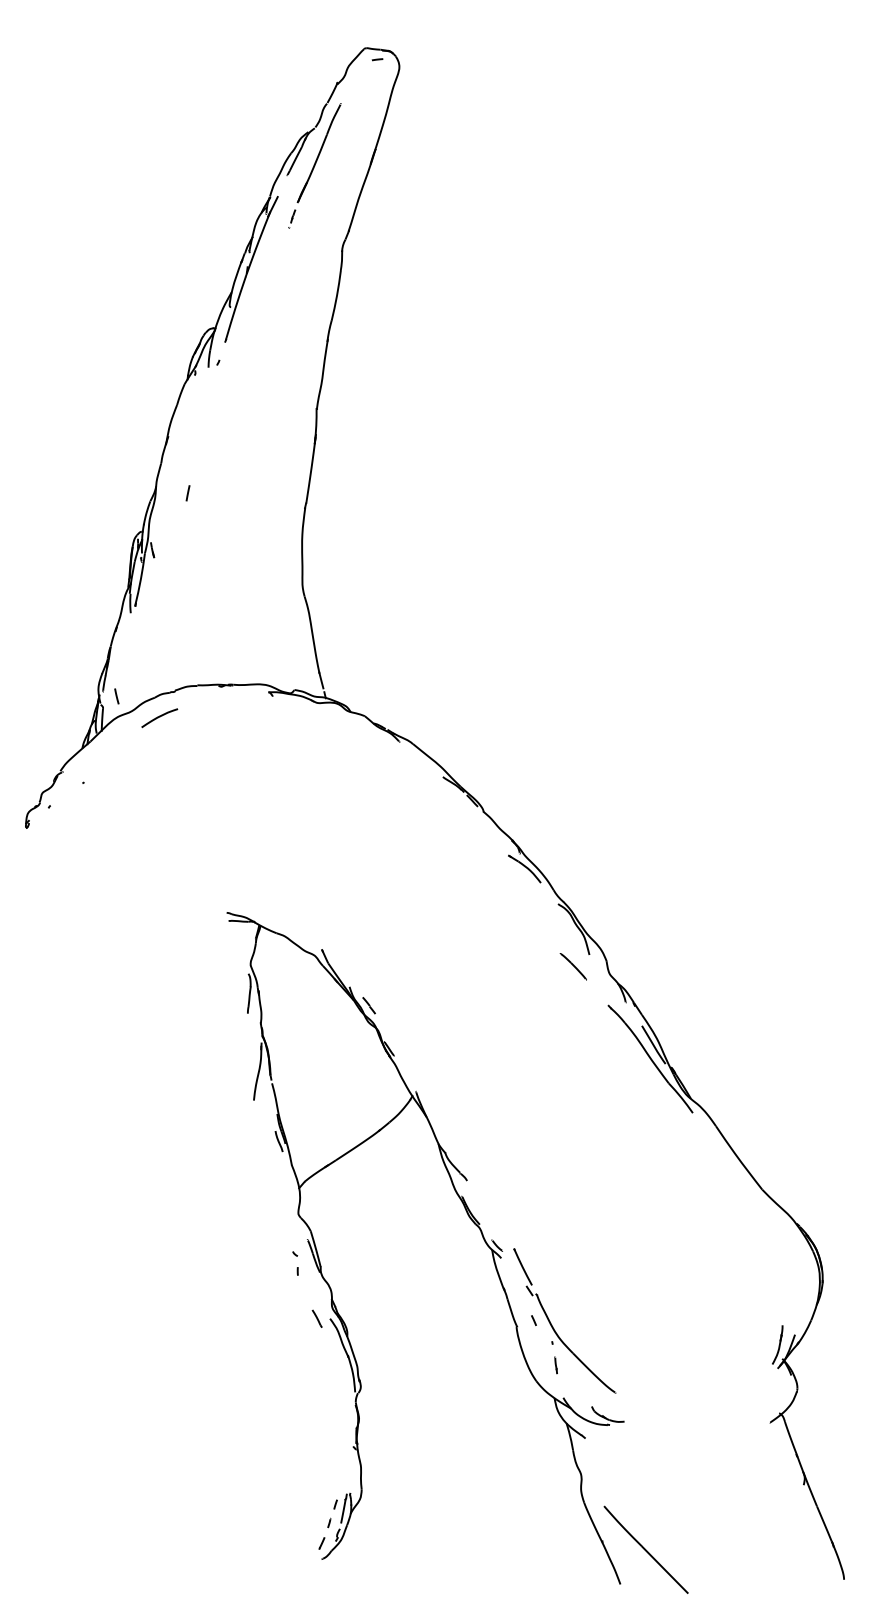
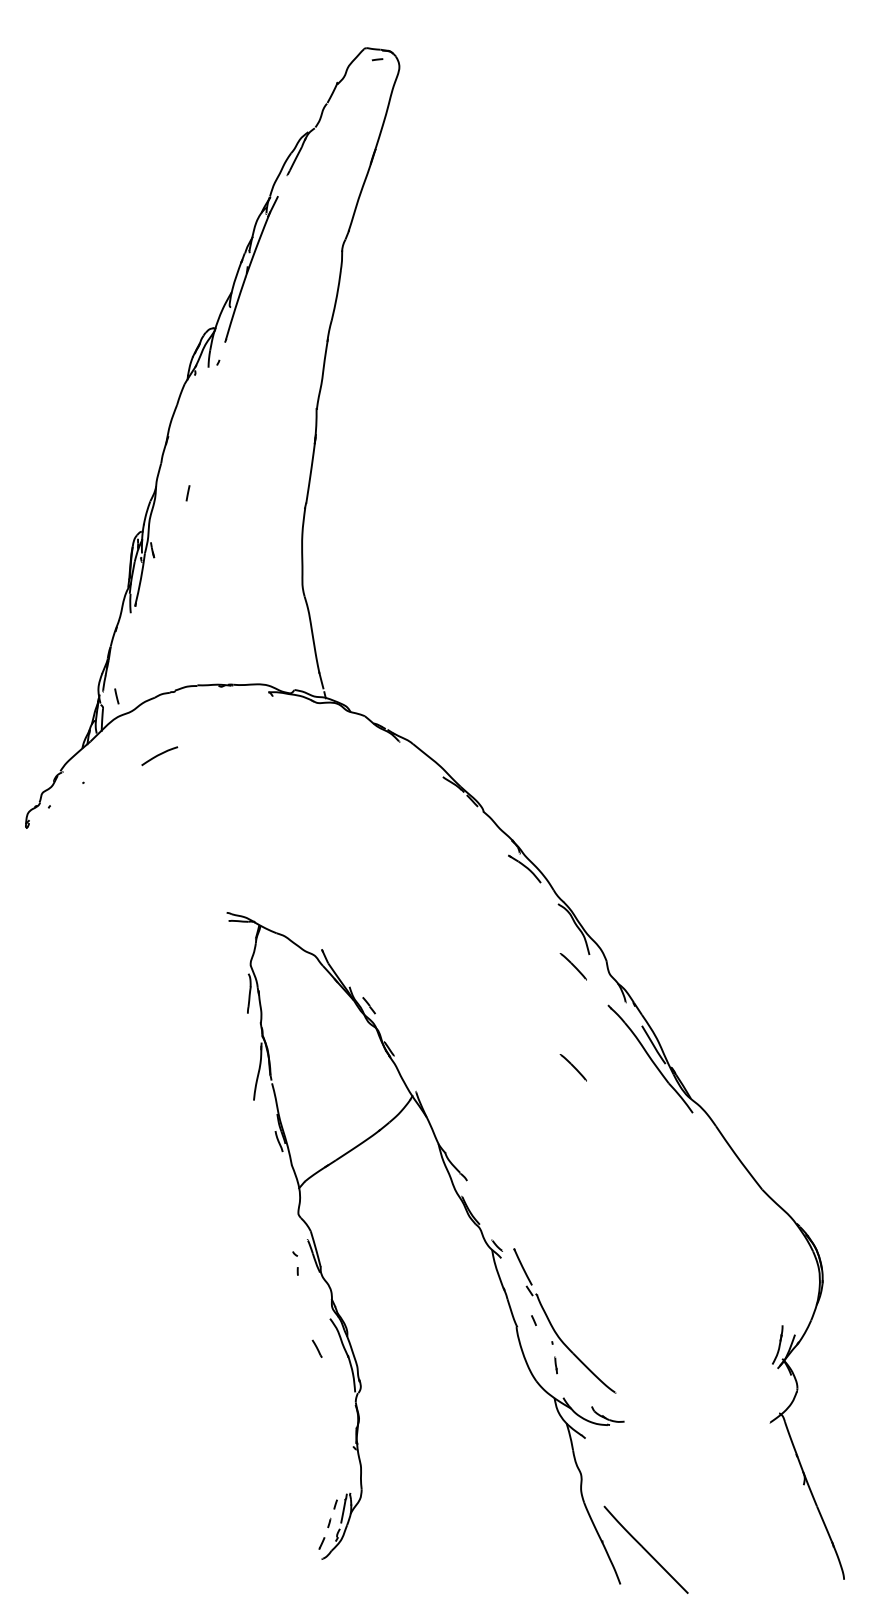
part: present -> none (314, 165)
curve position: (159, 717) -> (159, 755) (159, 755)
line: none -> present (572, 1066)
line position: (316, 1318) -> (316, 1348) (316, 1348)
